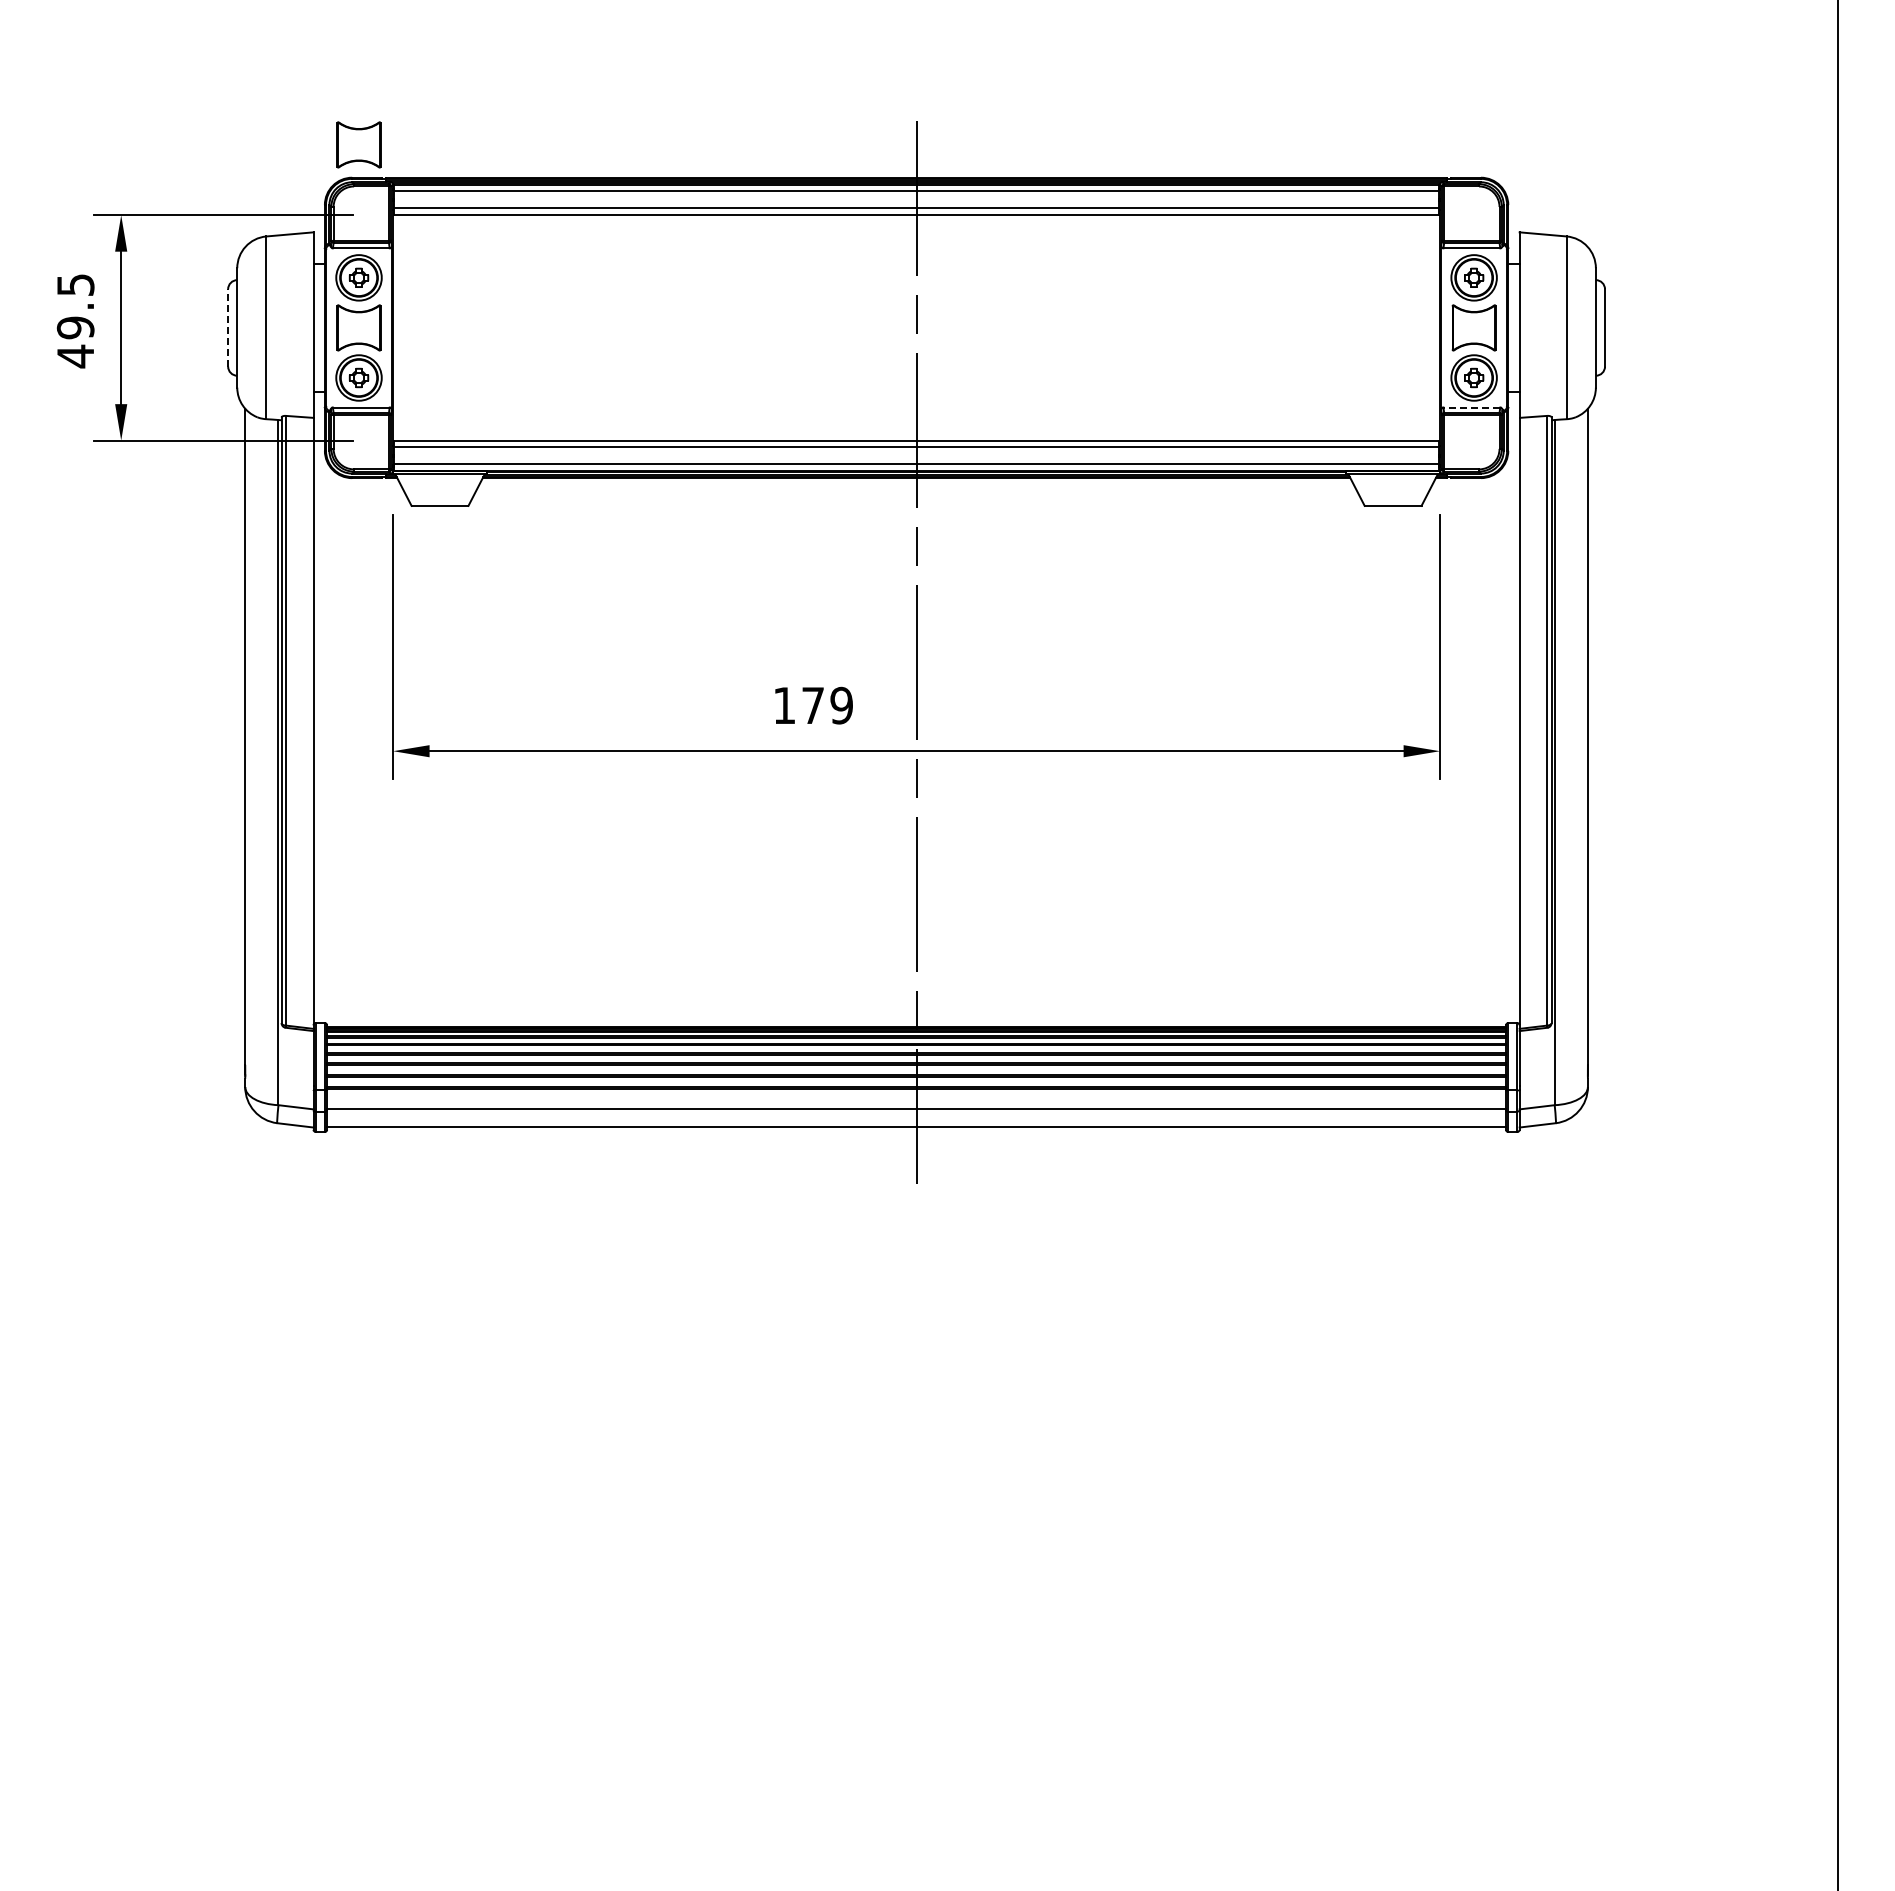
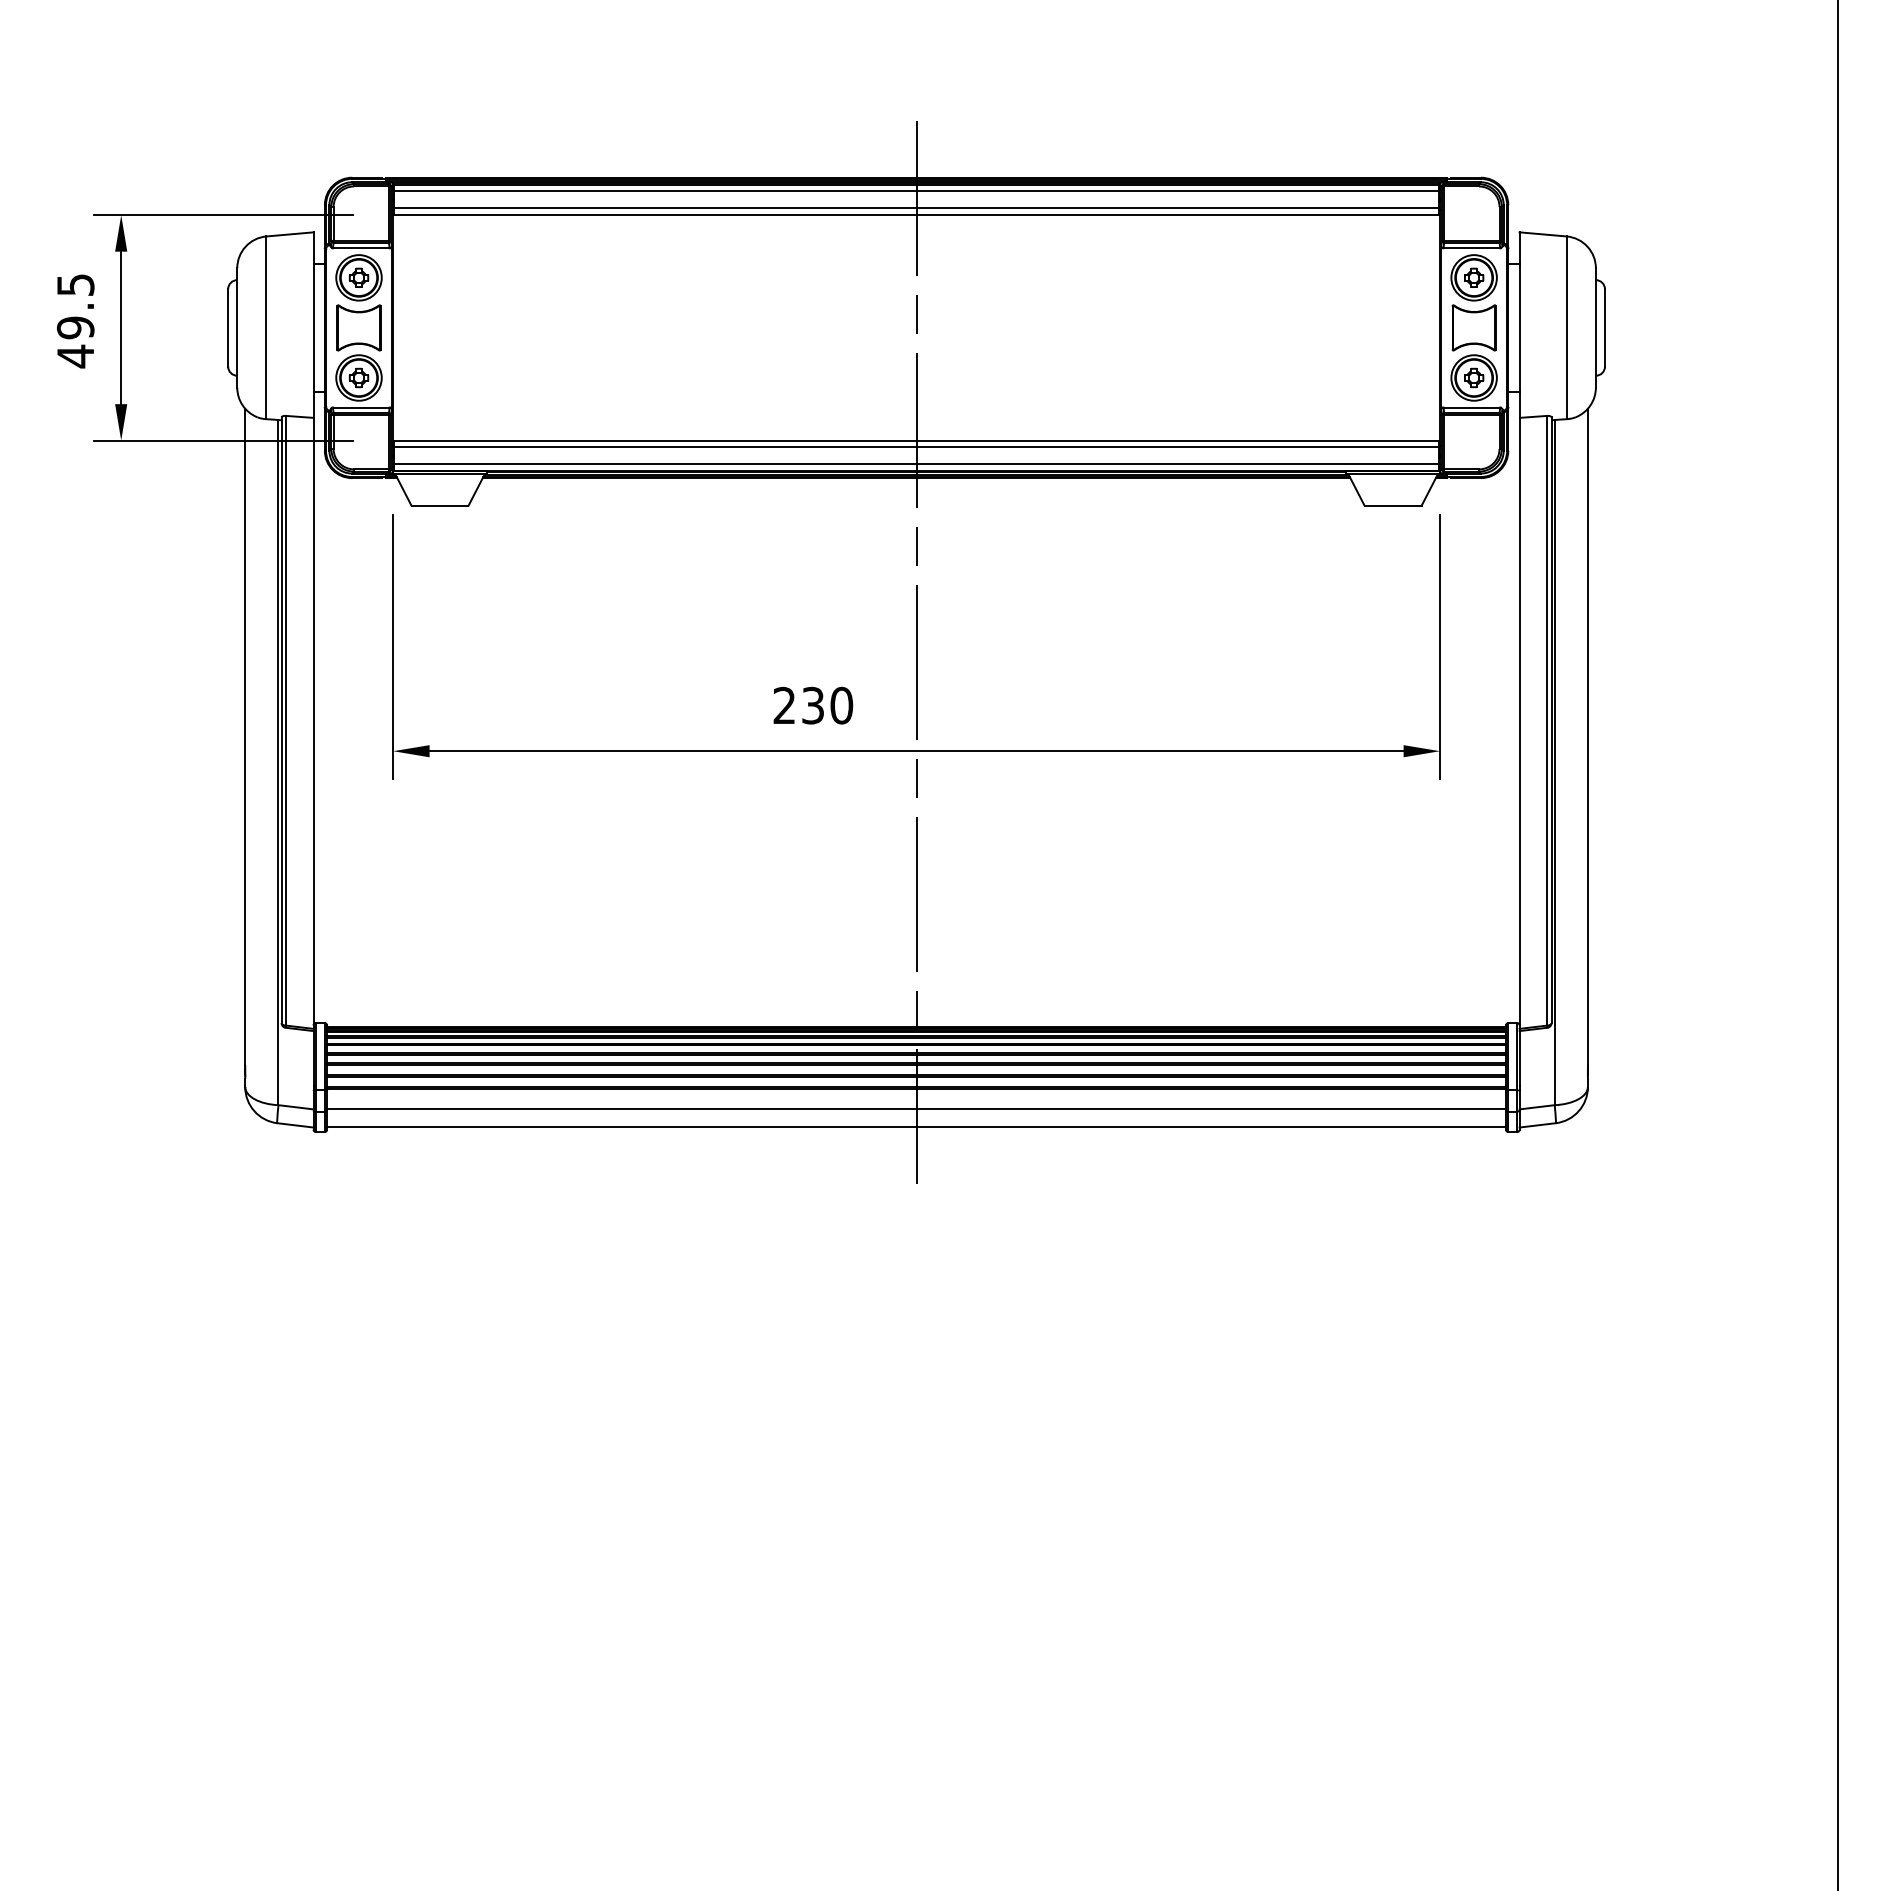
part: present -> none (358, 144)
line: dashed -> solid (228, 327)
line: dashed -> solid (1471, 407)
text: 179 -> 230 (813, 705)
